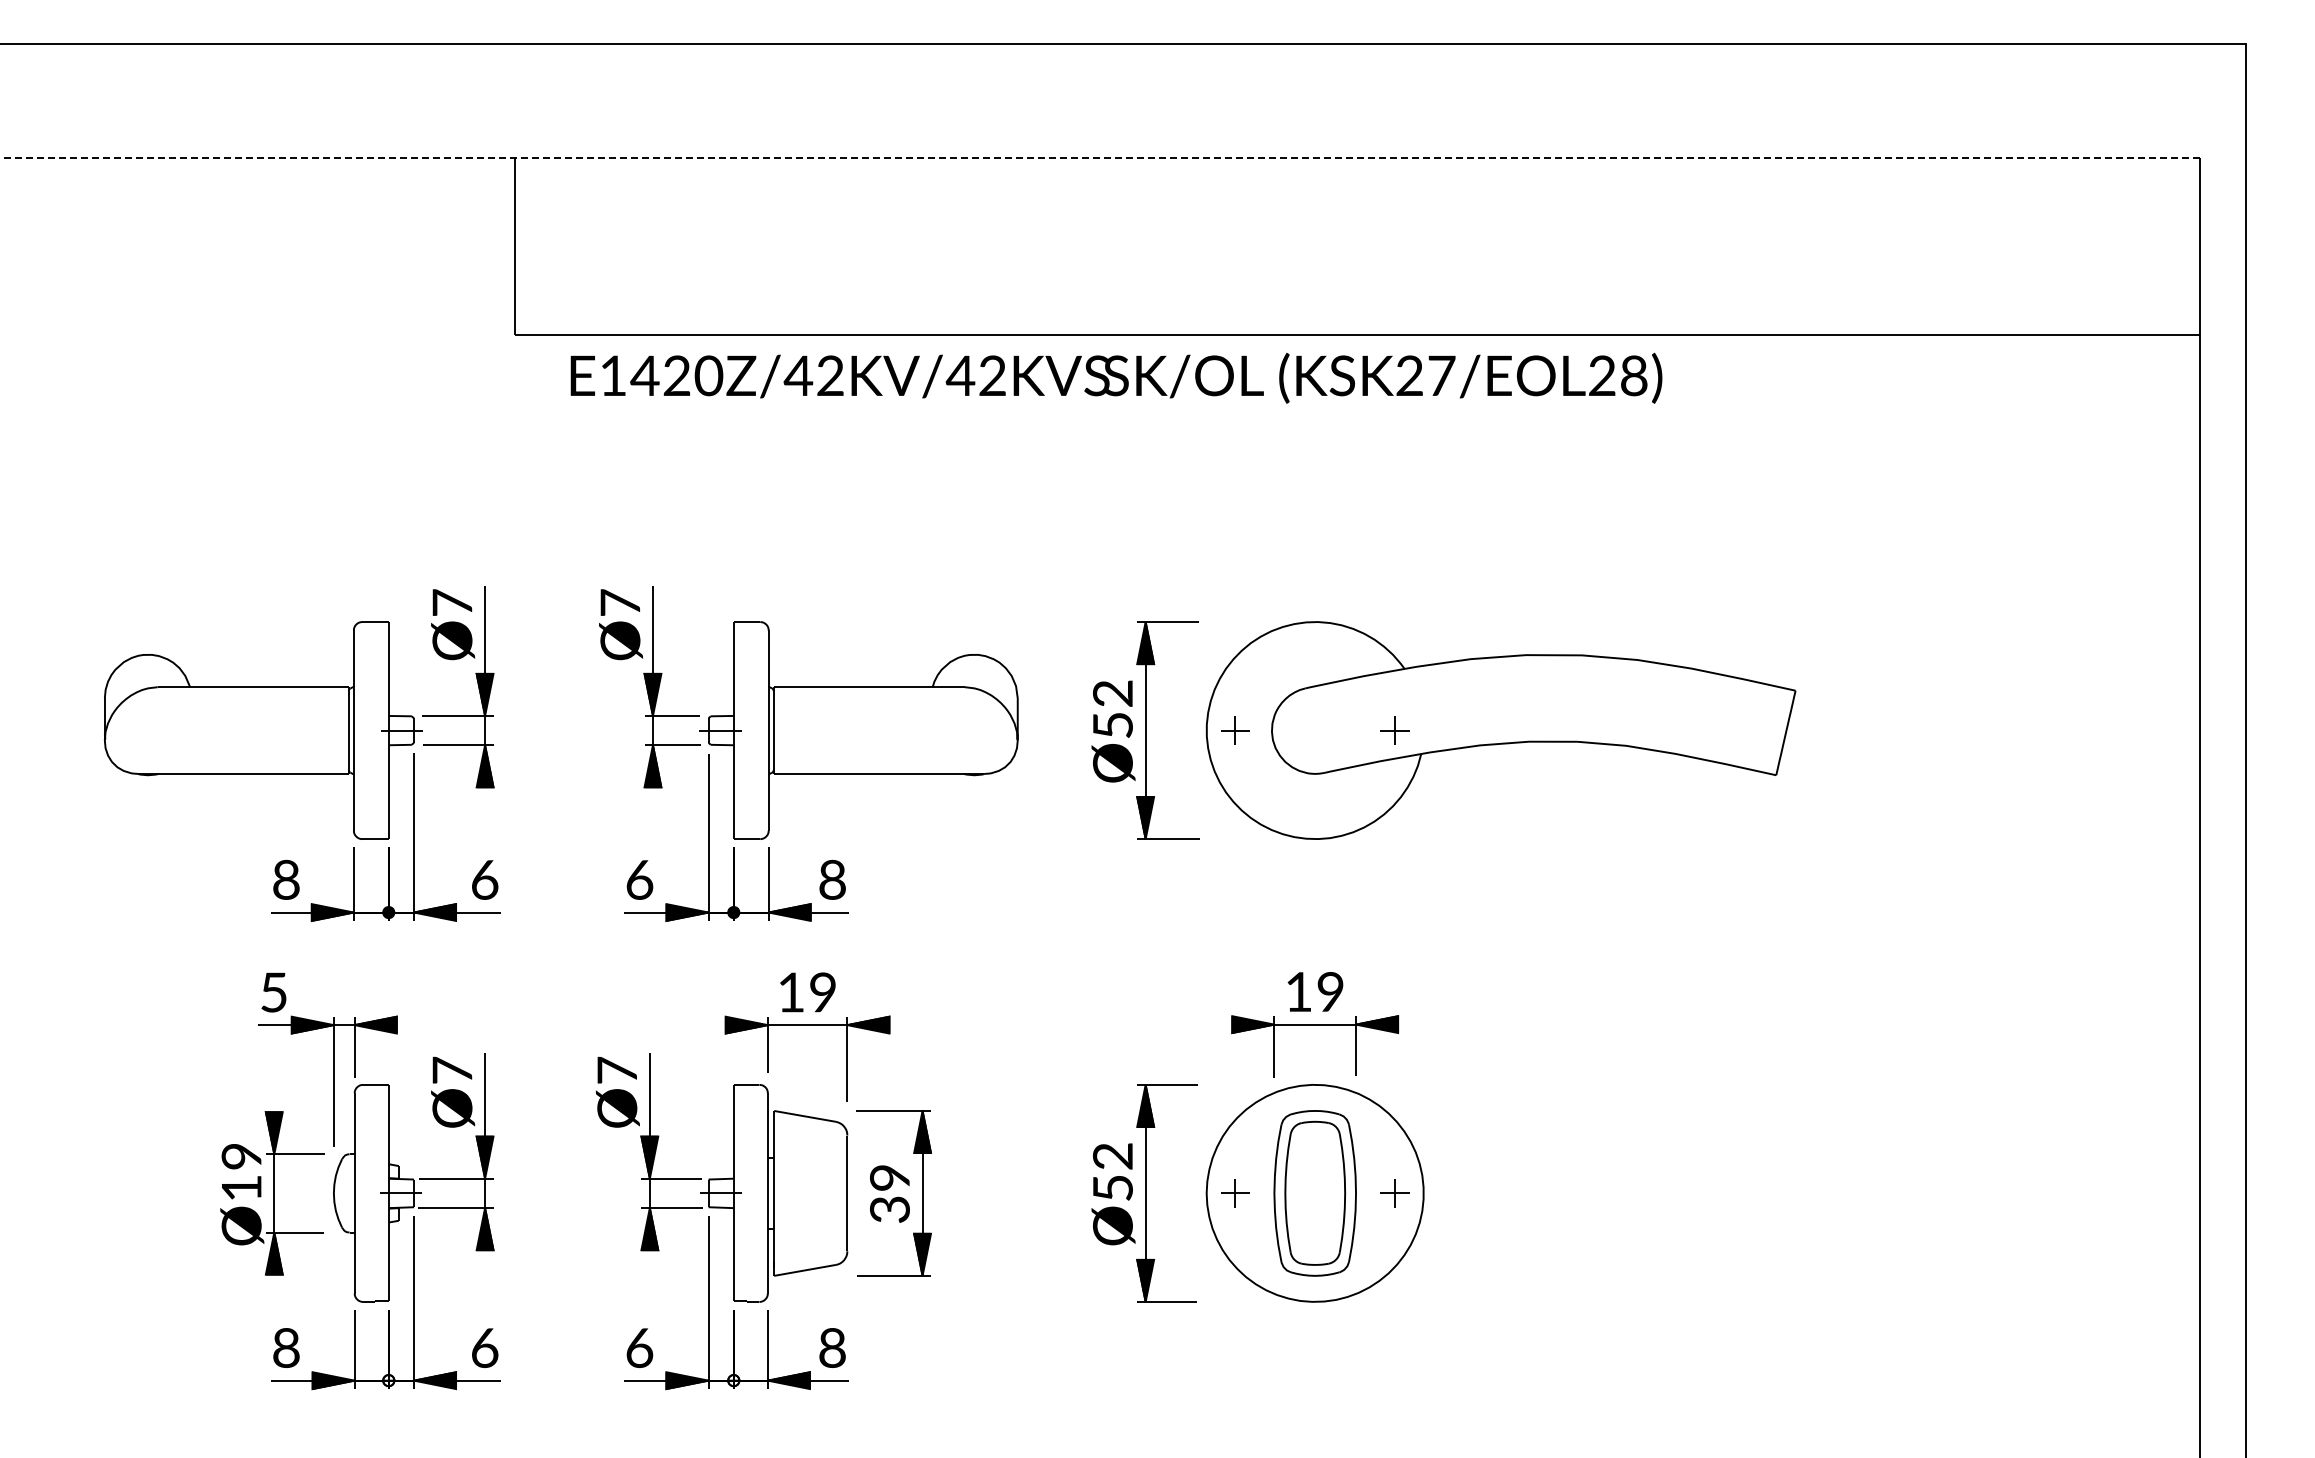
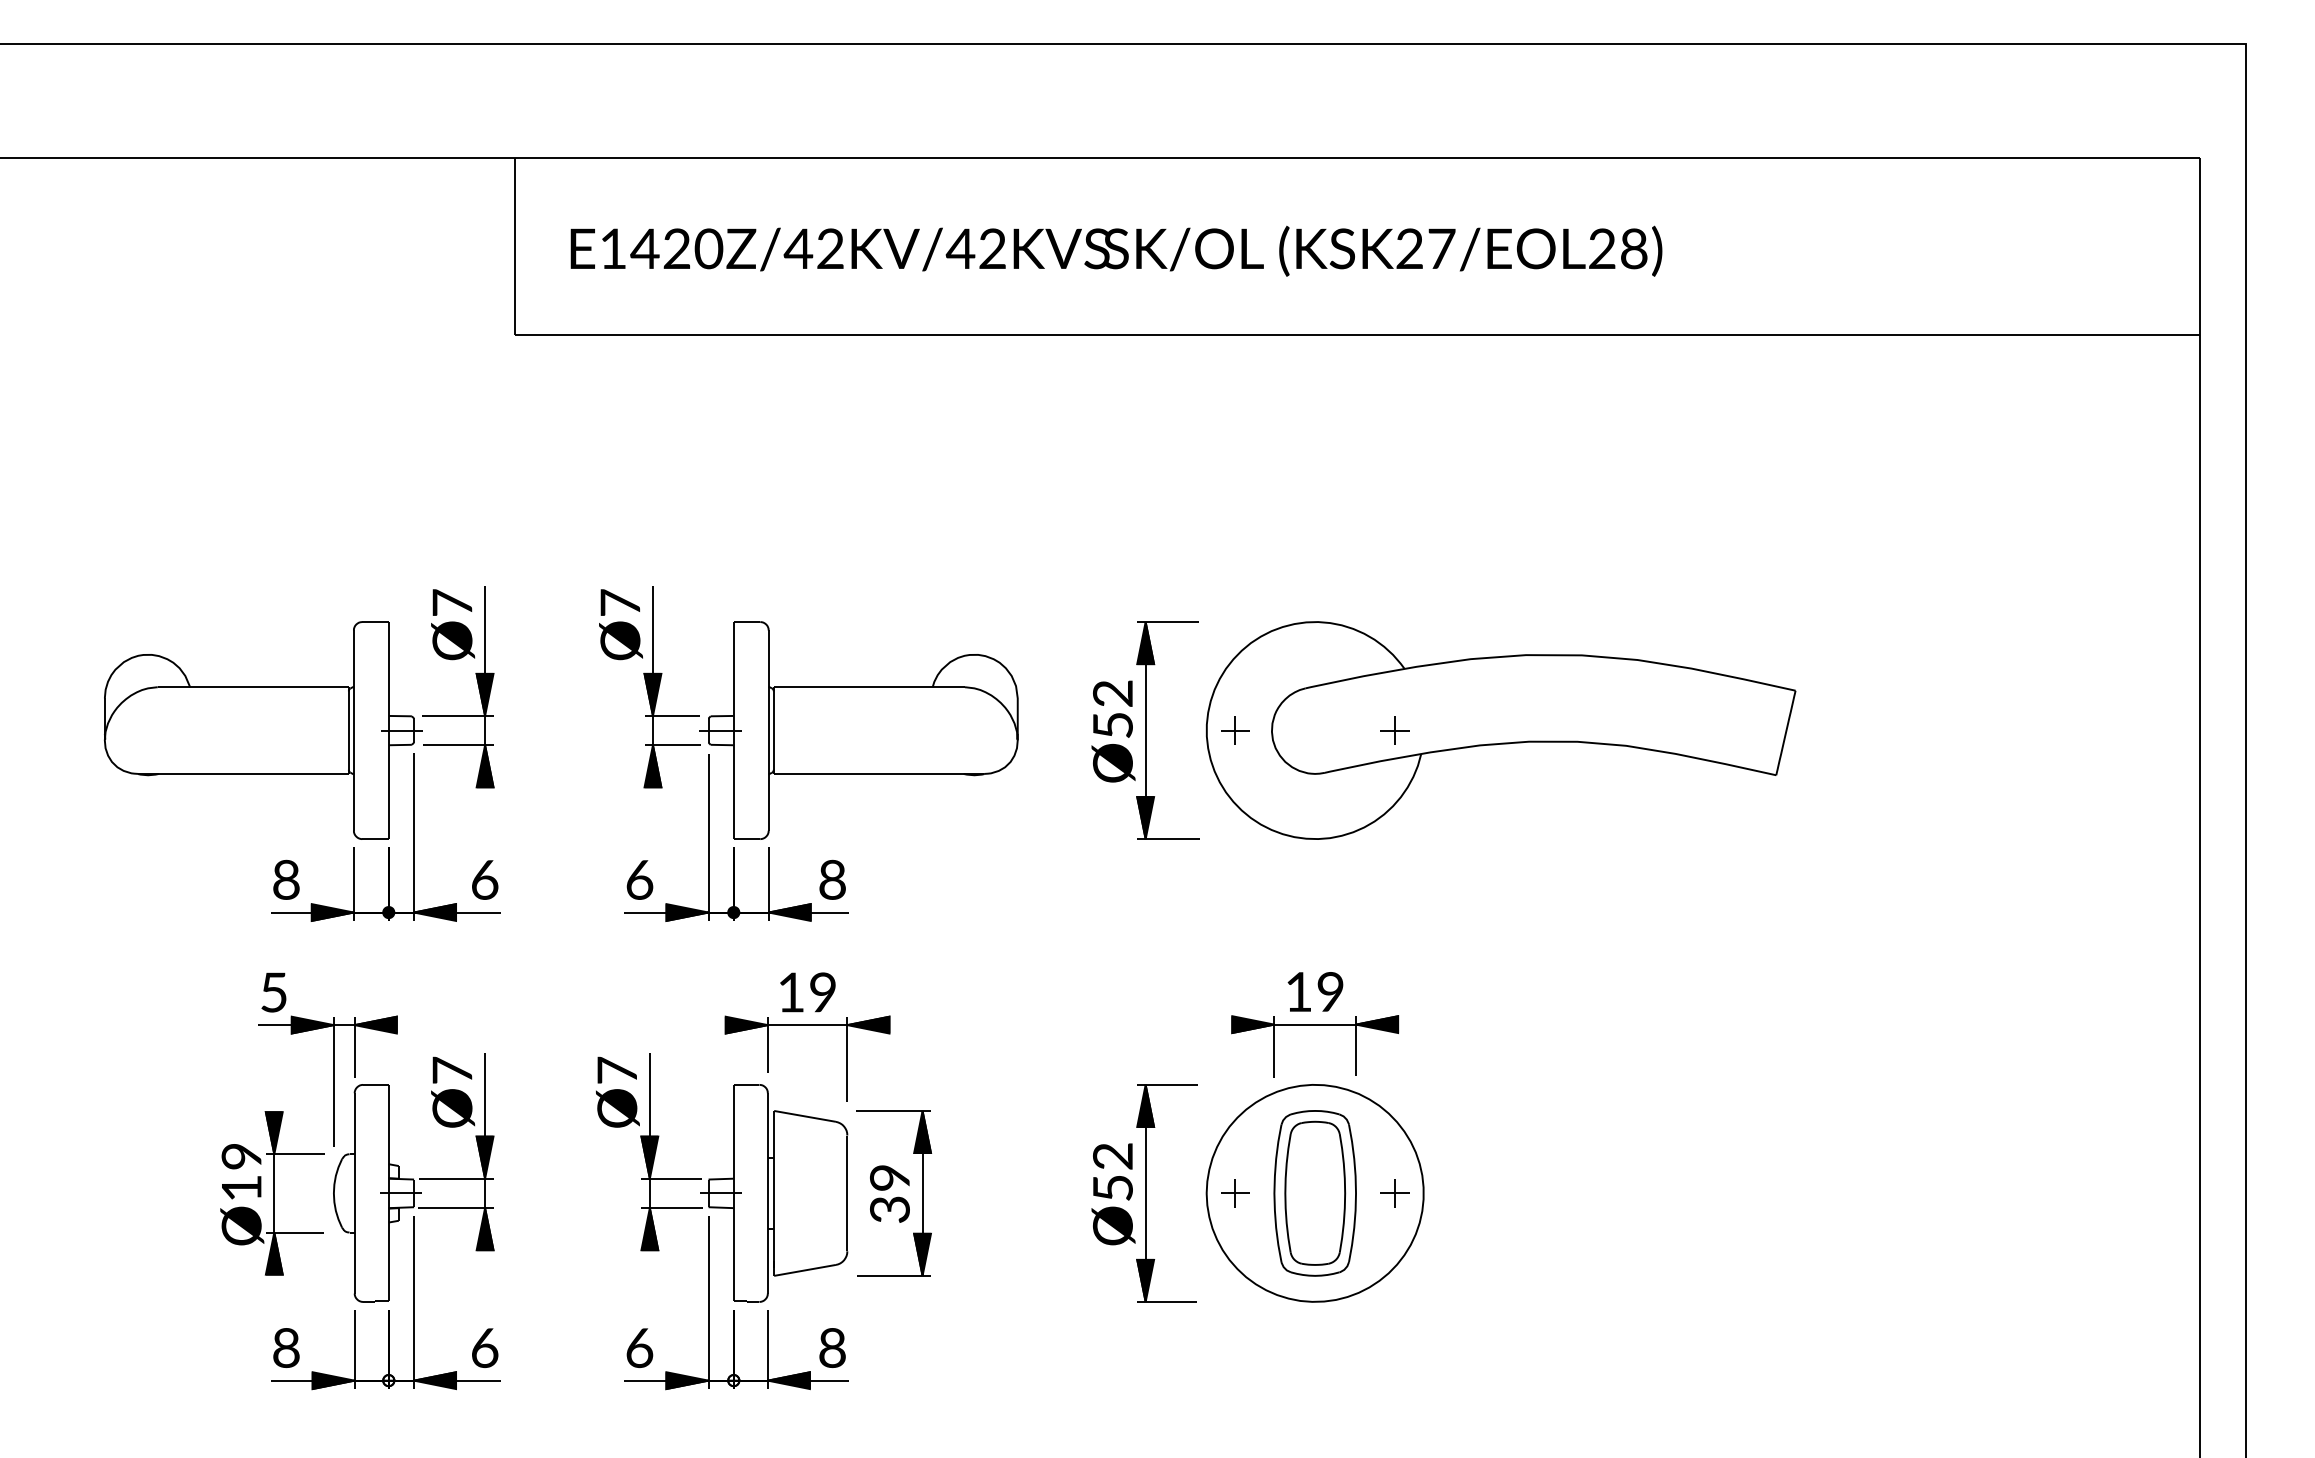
line: dashed -> solid (1100, 157)
text position: (1116, 377) -> (1116, 250) (1116, 250)
